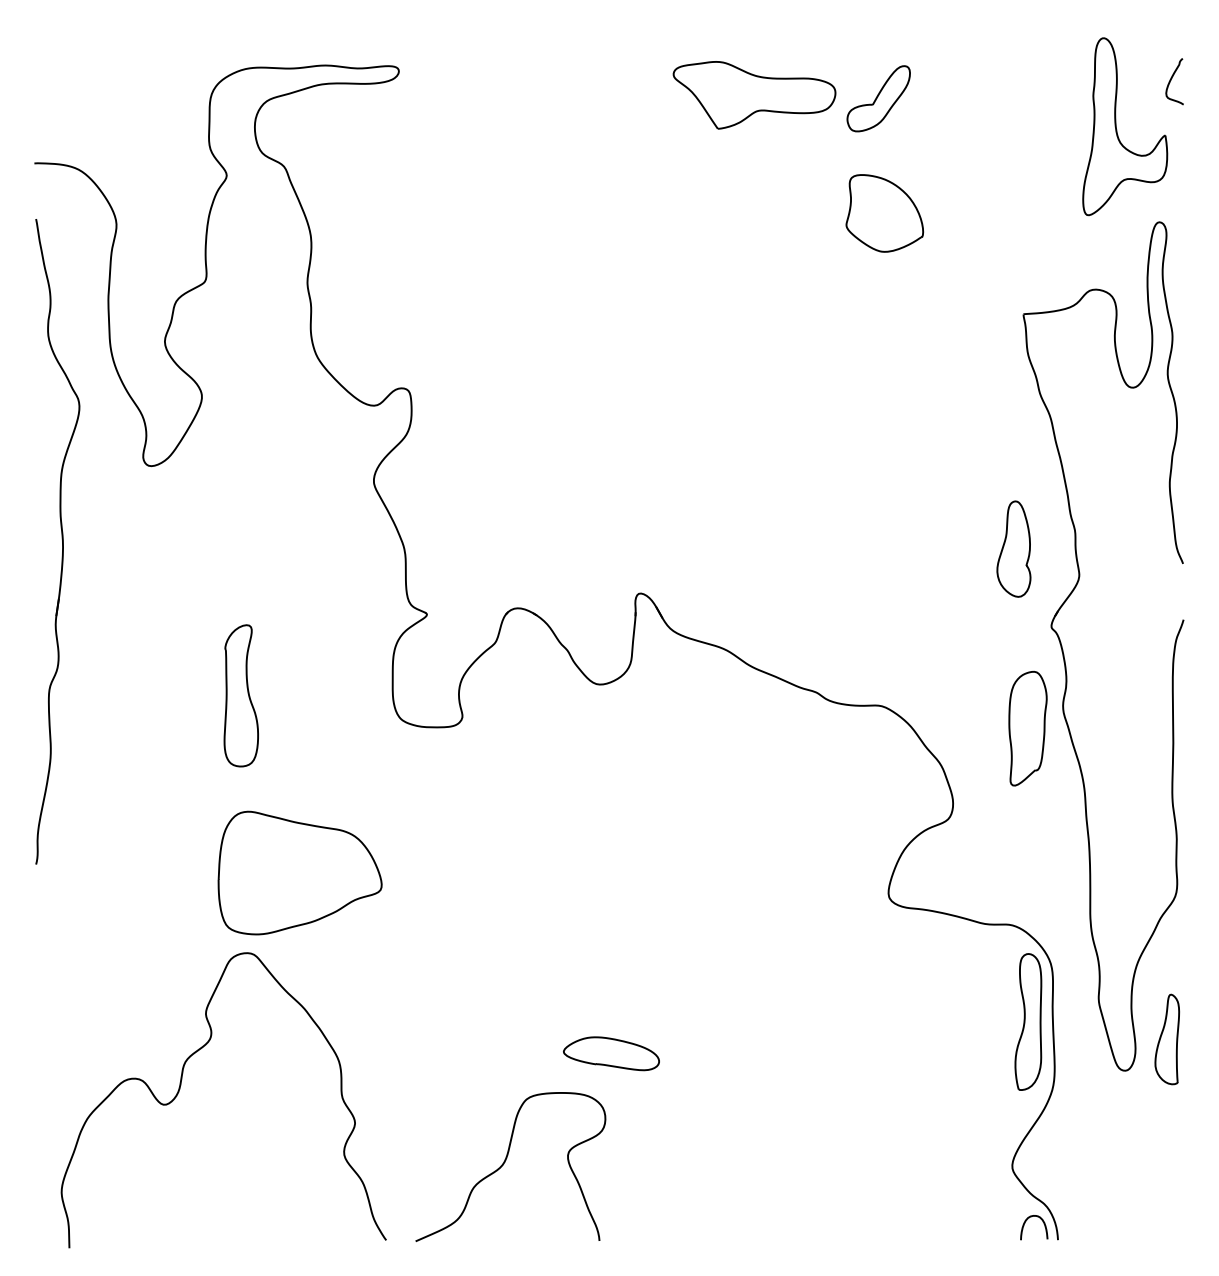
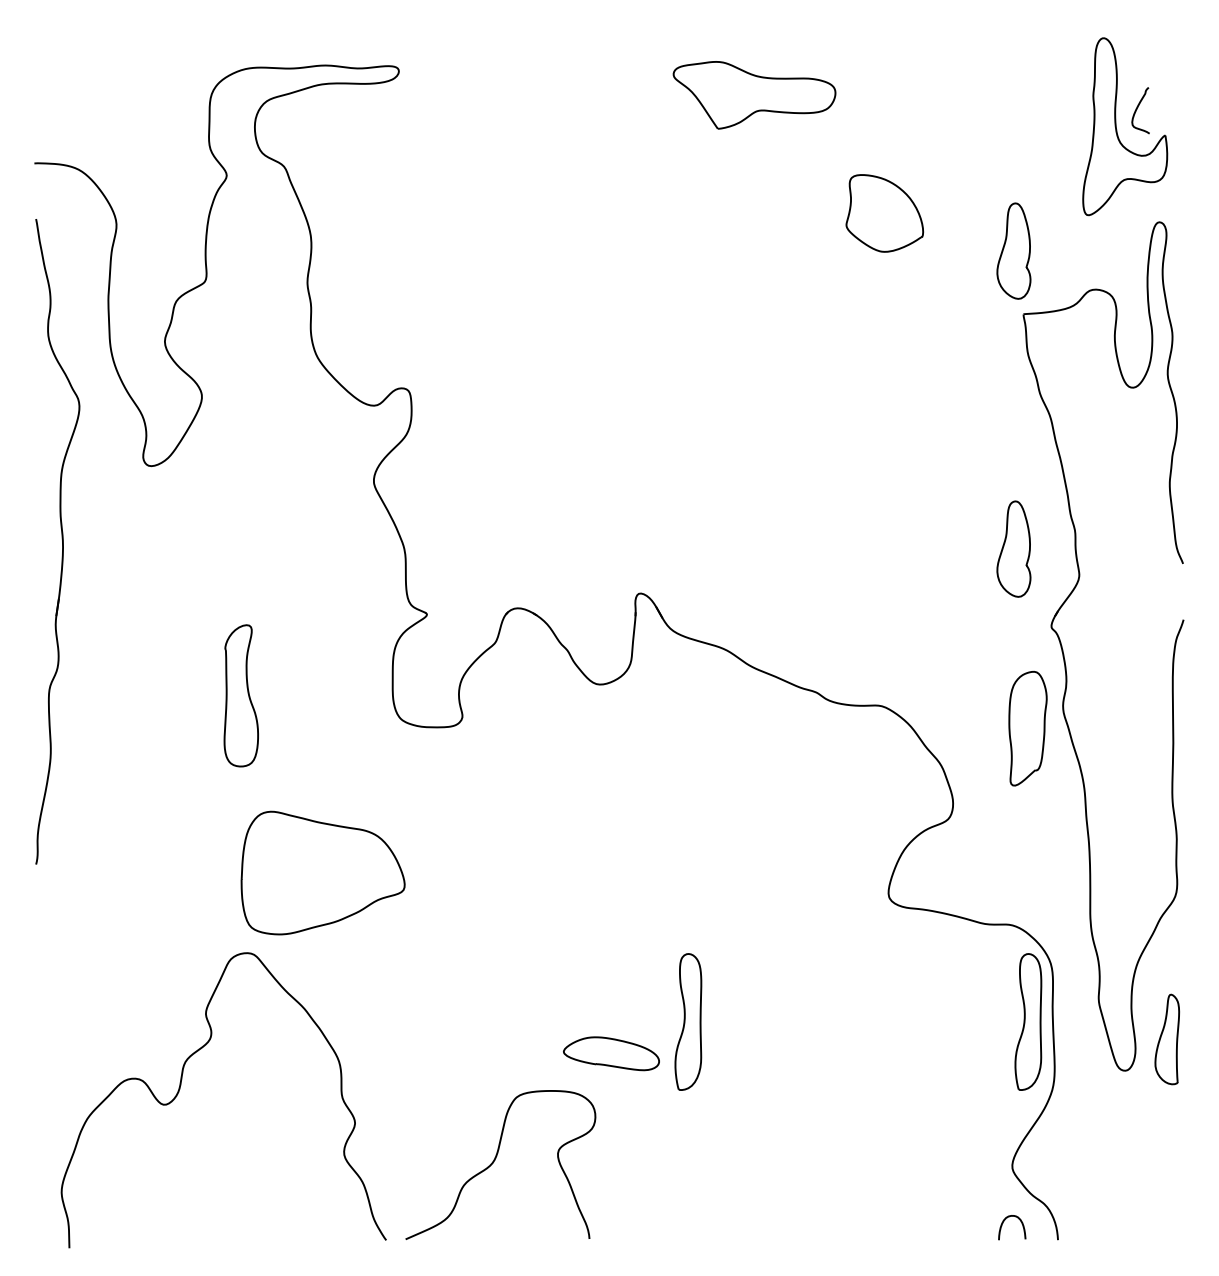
part position: (1174, 81) -> (1140, 110) (1140, 110)
part: present -> none (878, 98)
part: none -> present (1013, 250)
part position: (299, 872) -> (322, 872) (322, 872)
part: none -> present (688, 1021)
curve position: (504, 1164) -> (494, 1162) (494, 1162)
curve position: (1043, 1224) -> (1021, 1224) (1021, 1224)
